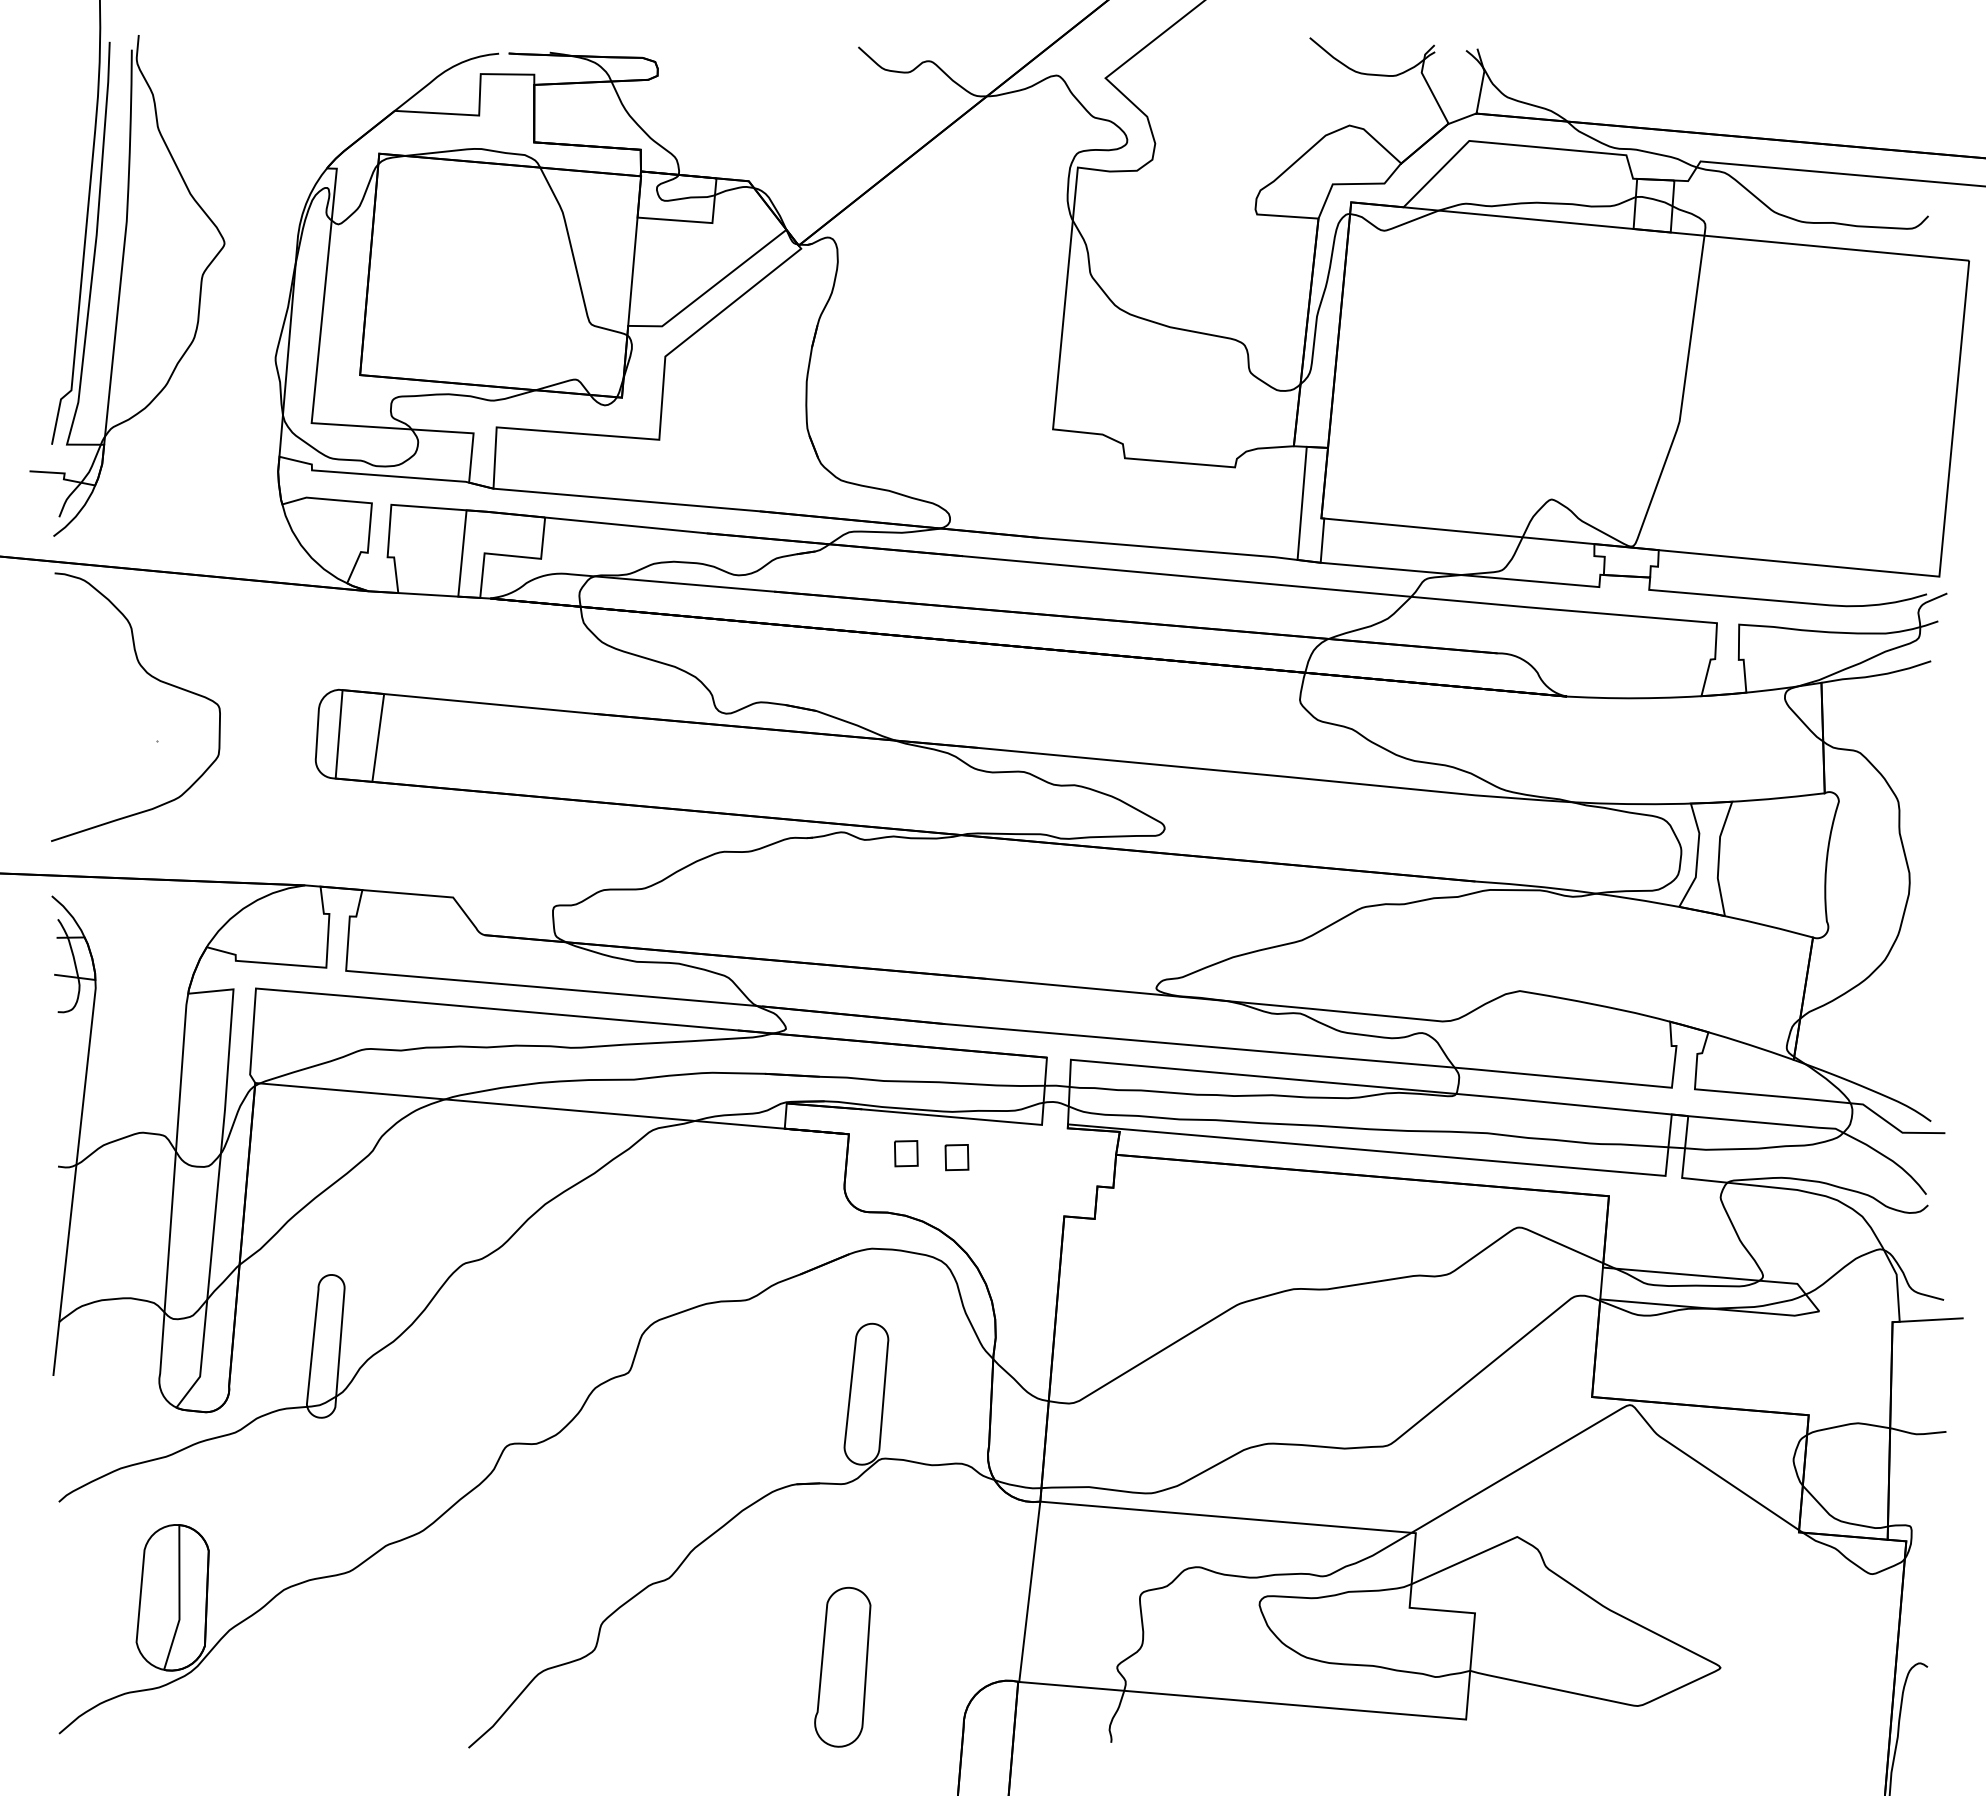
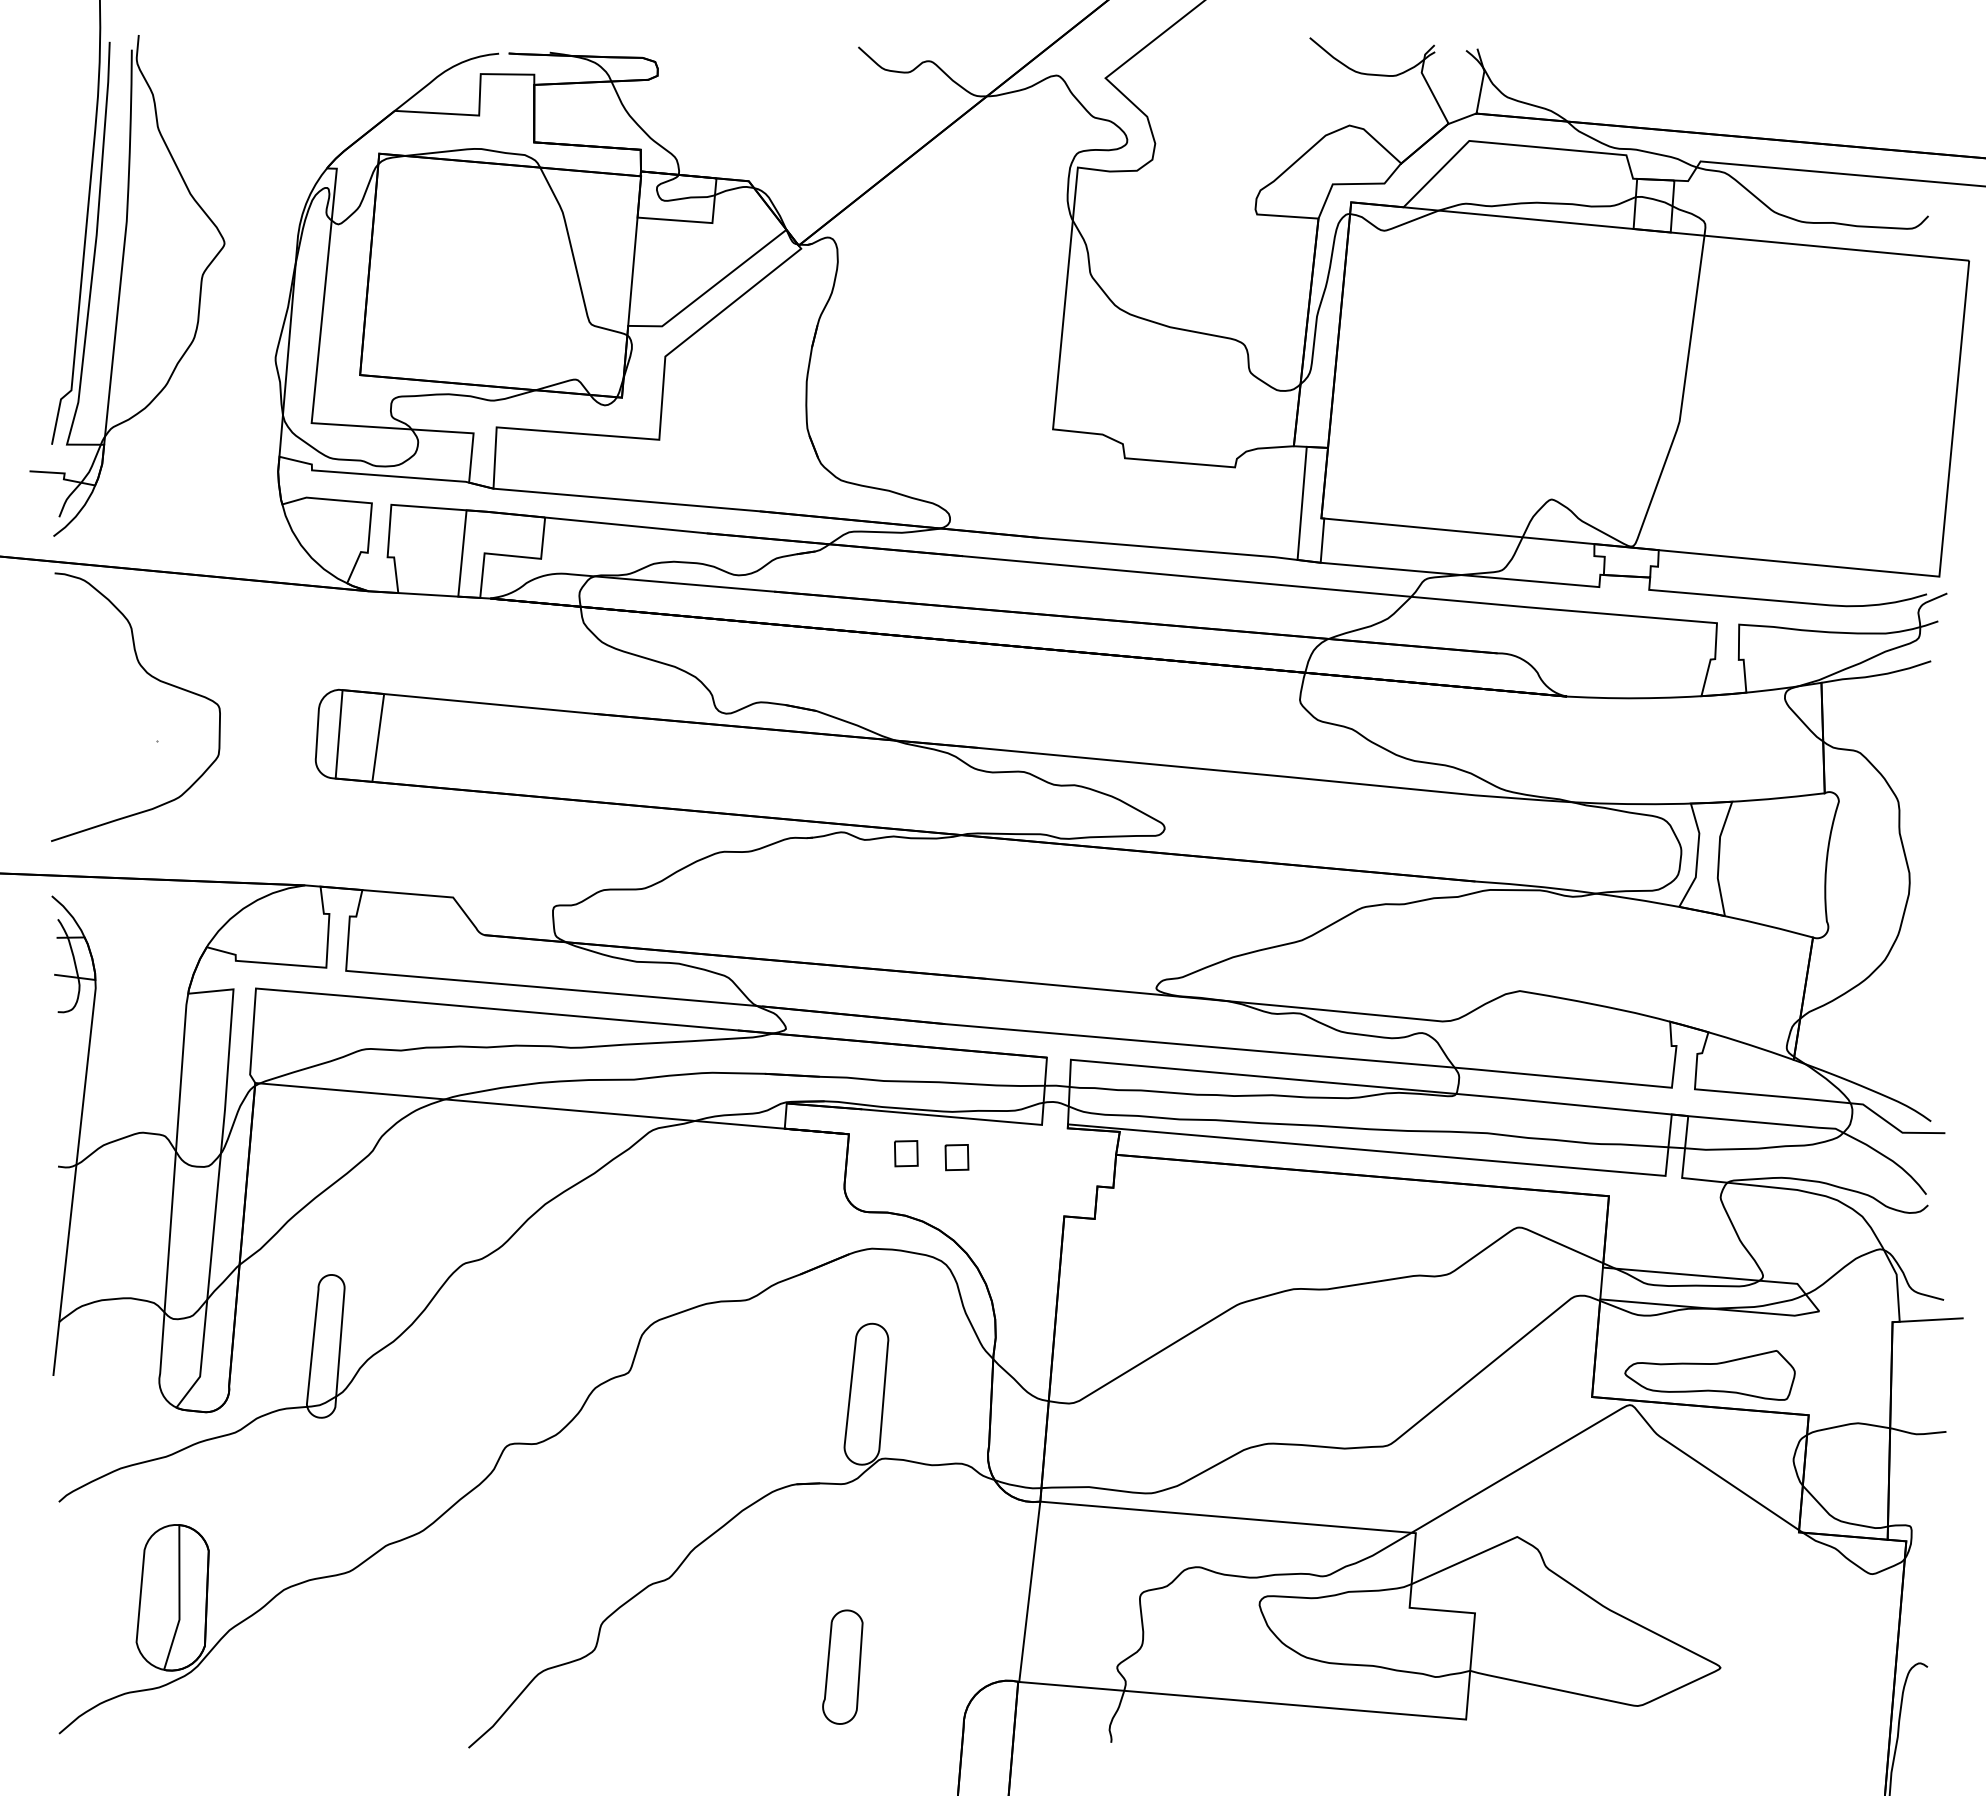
part: none -> present (1709, 1375)
part size: 58x162 px -> 42x116 px (842, 1666)
